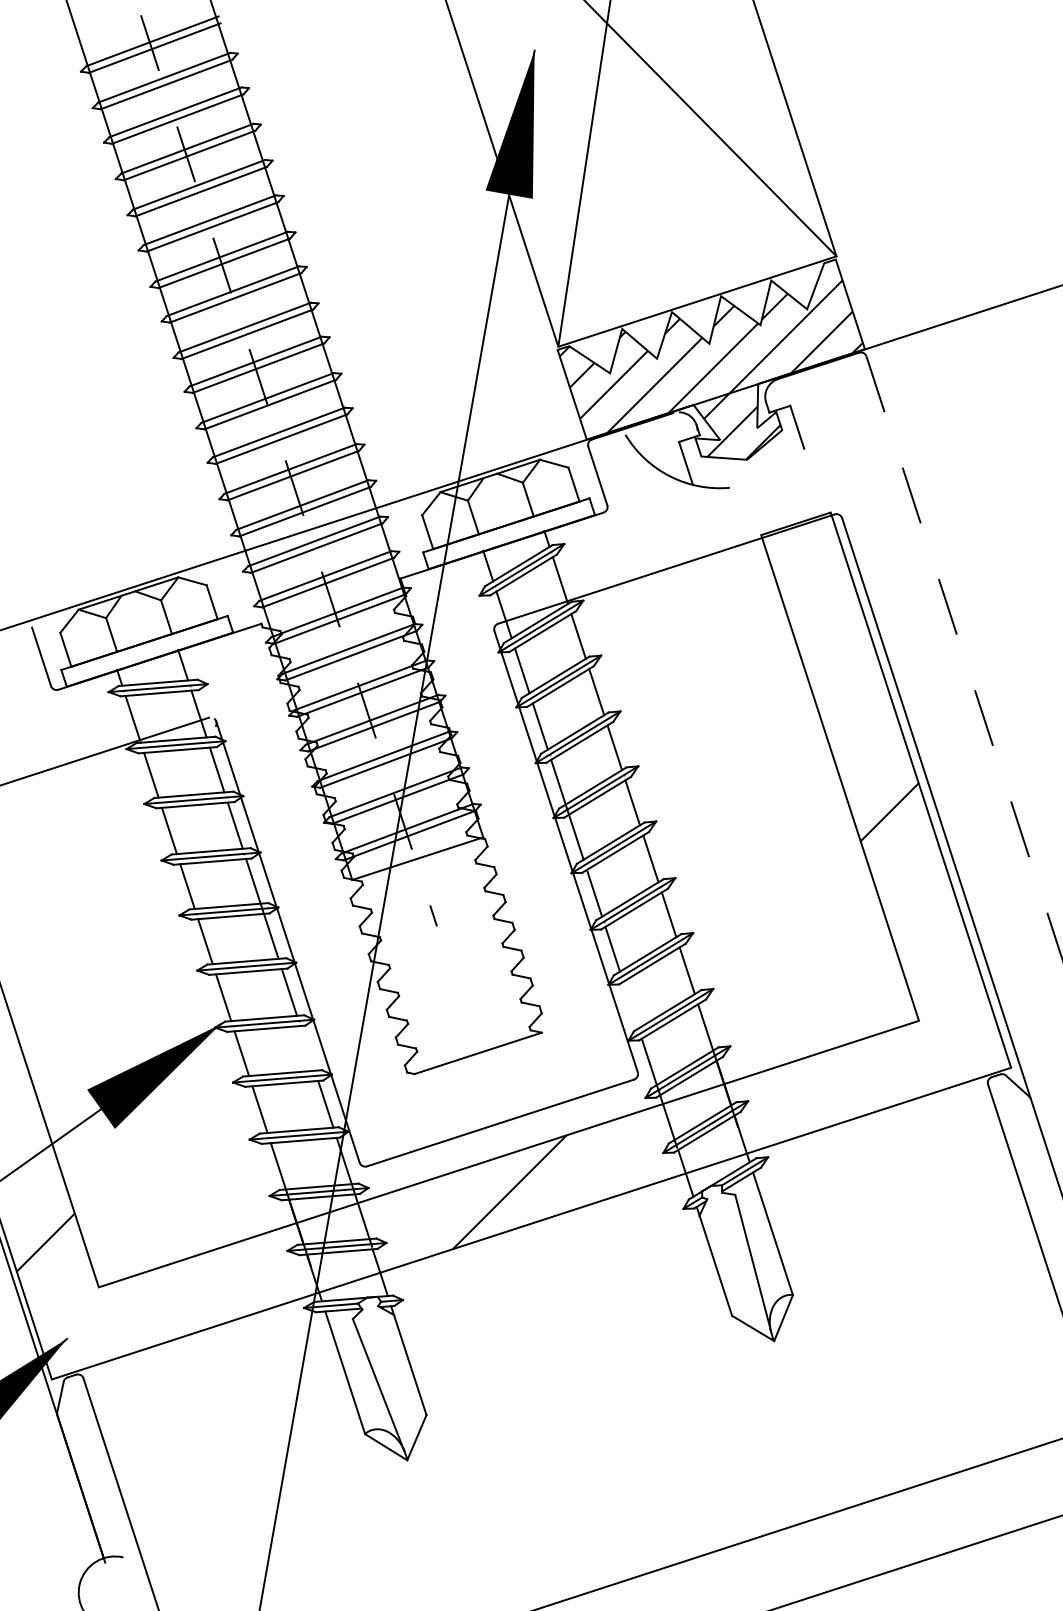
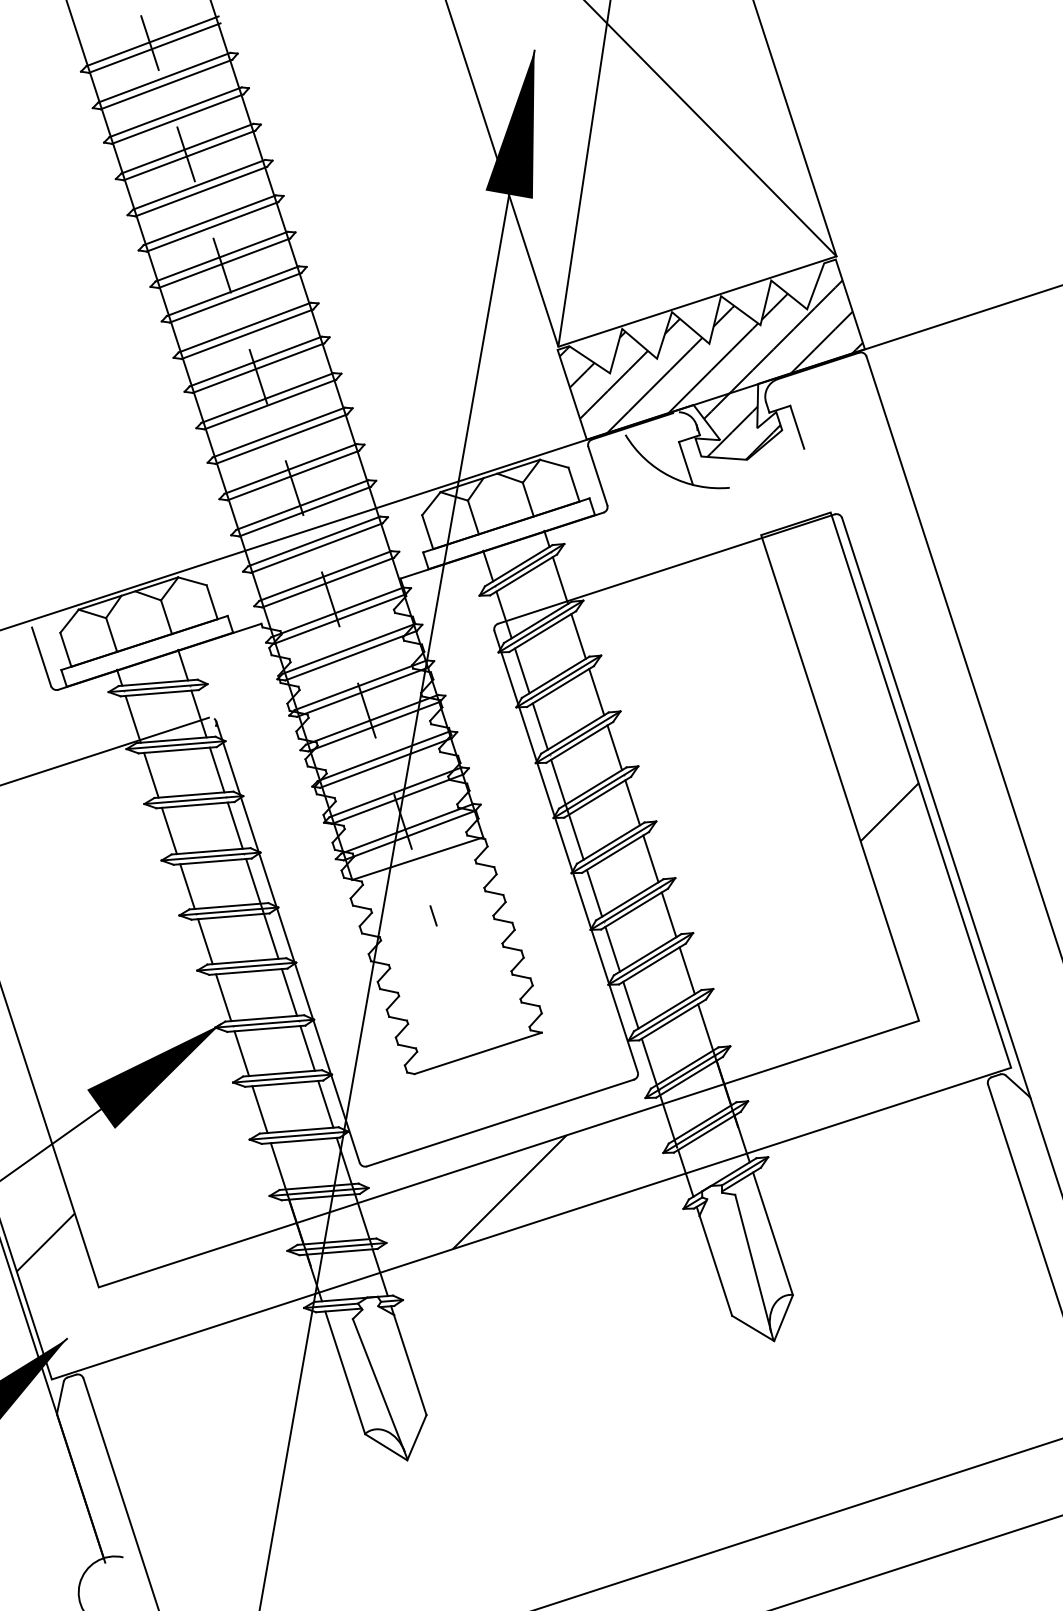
line: dashed -> solid (964, 658)
line: none -> present (630, 1004)
line: none -> present (307, 1048)
